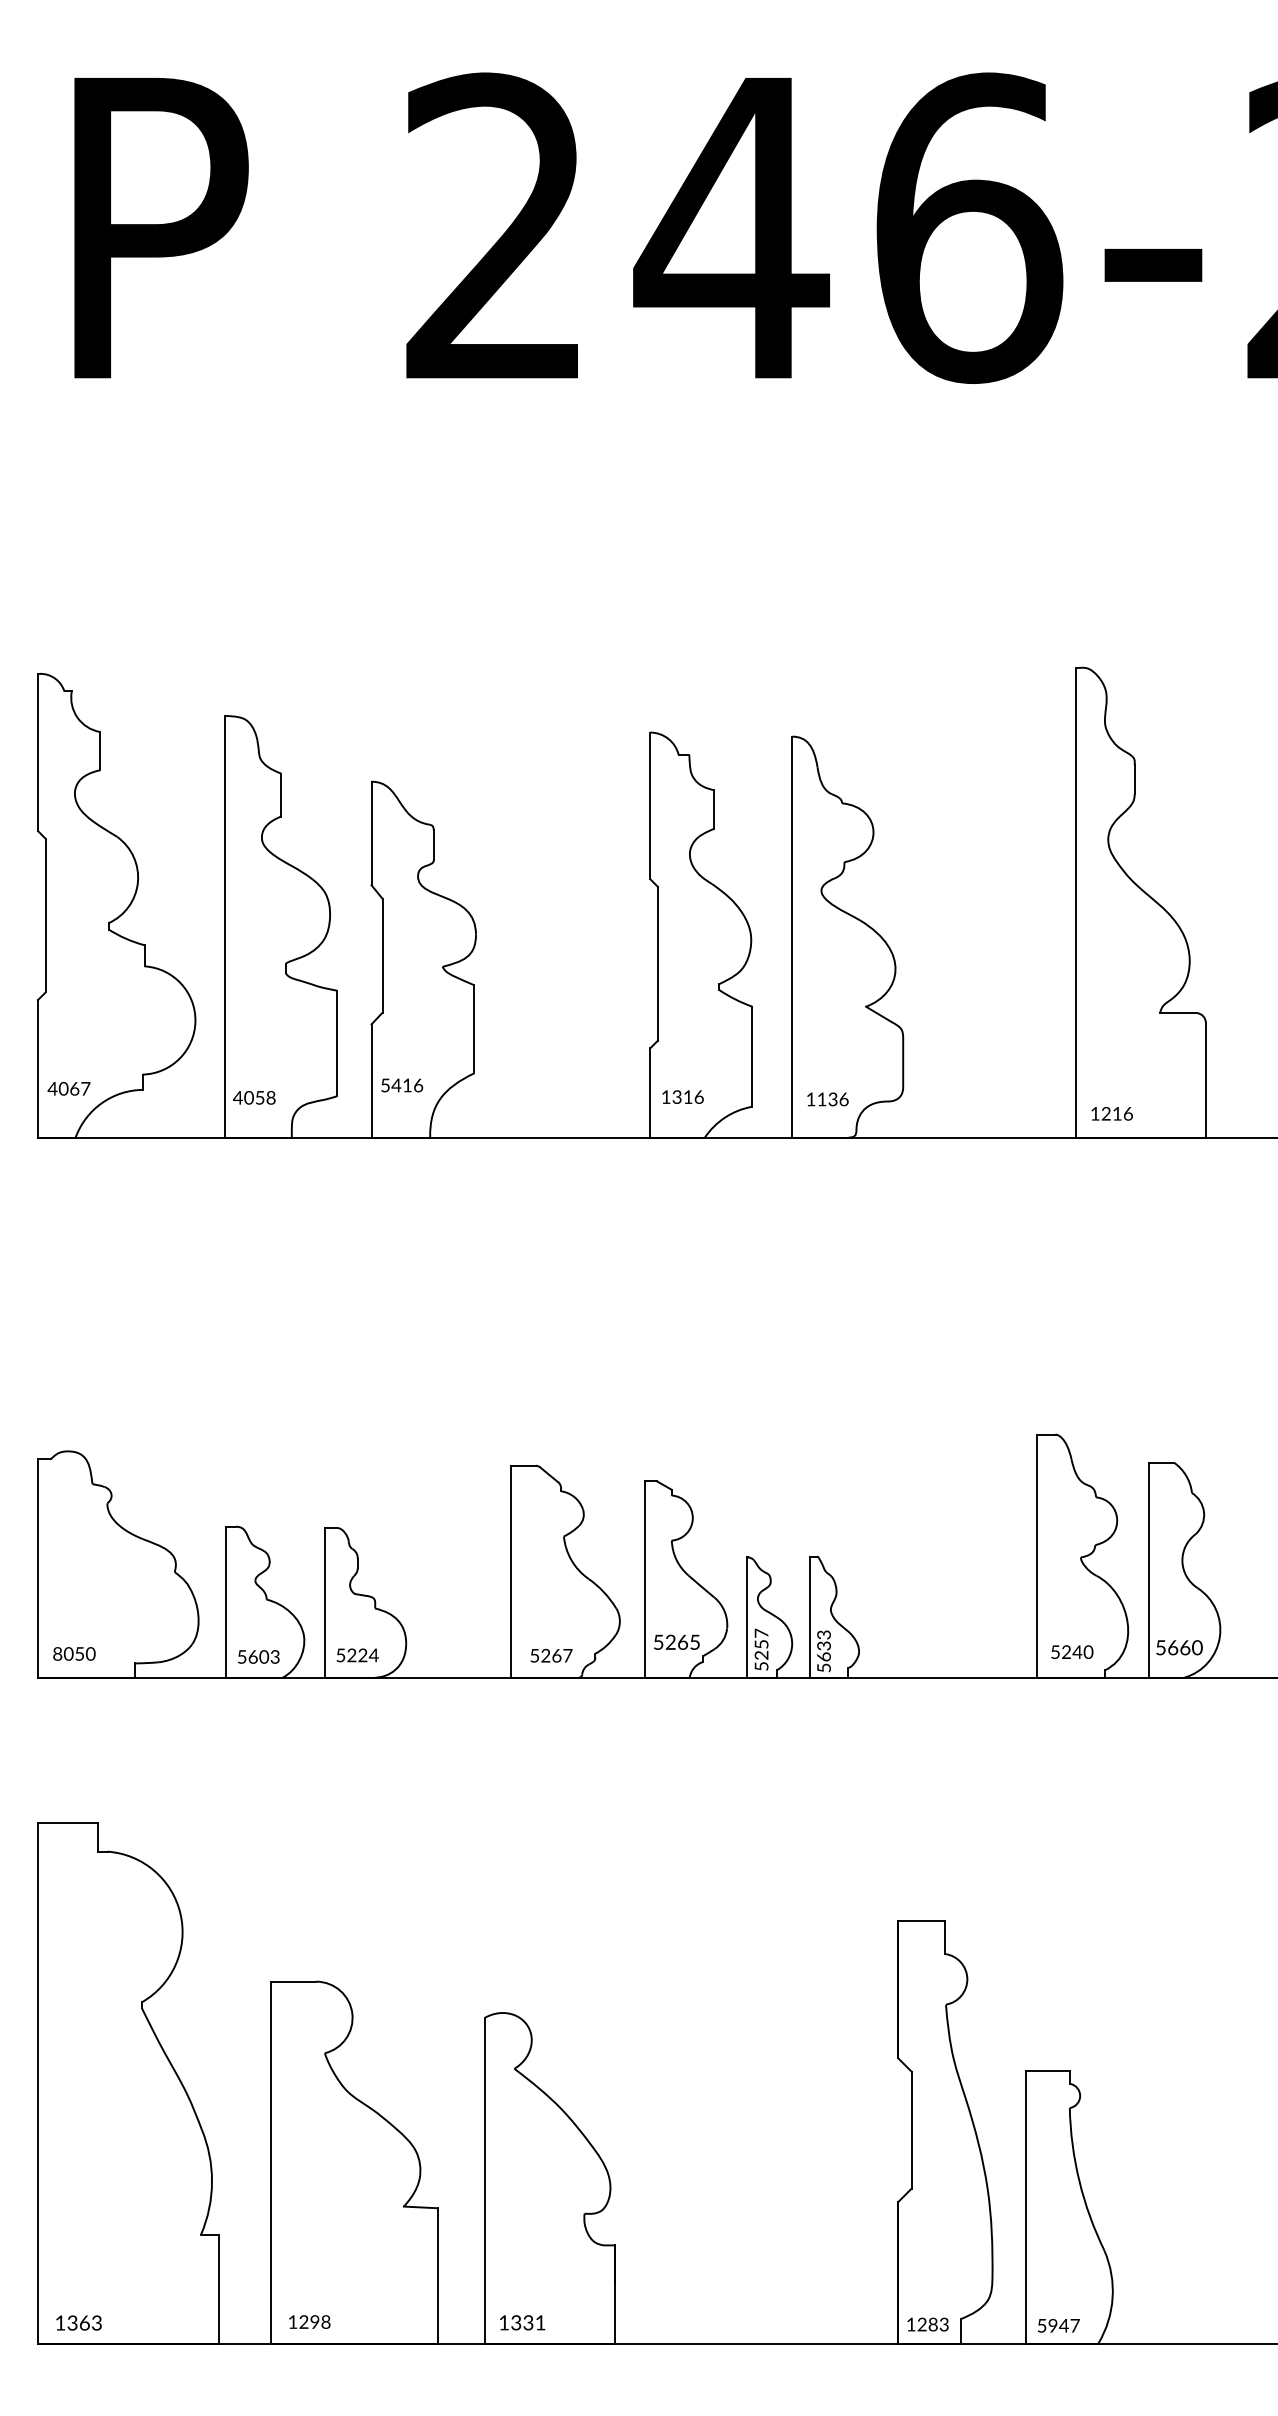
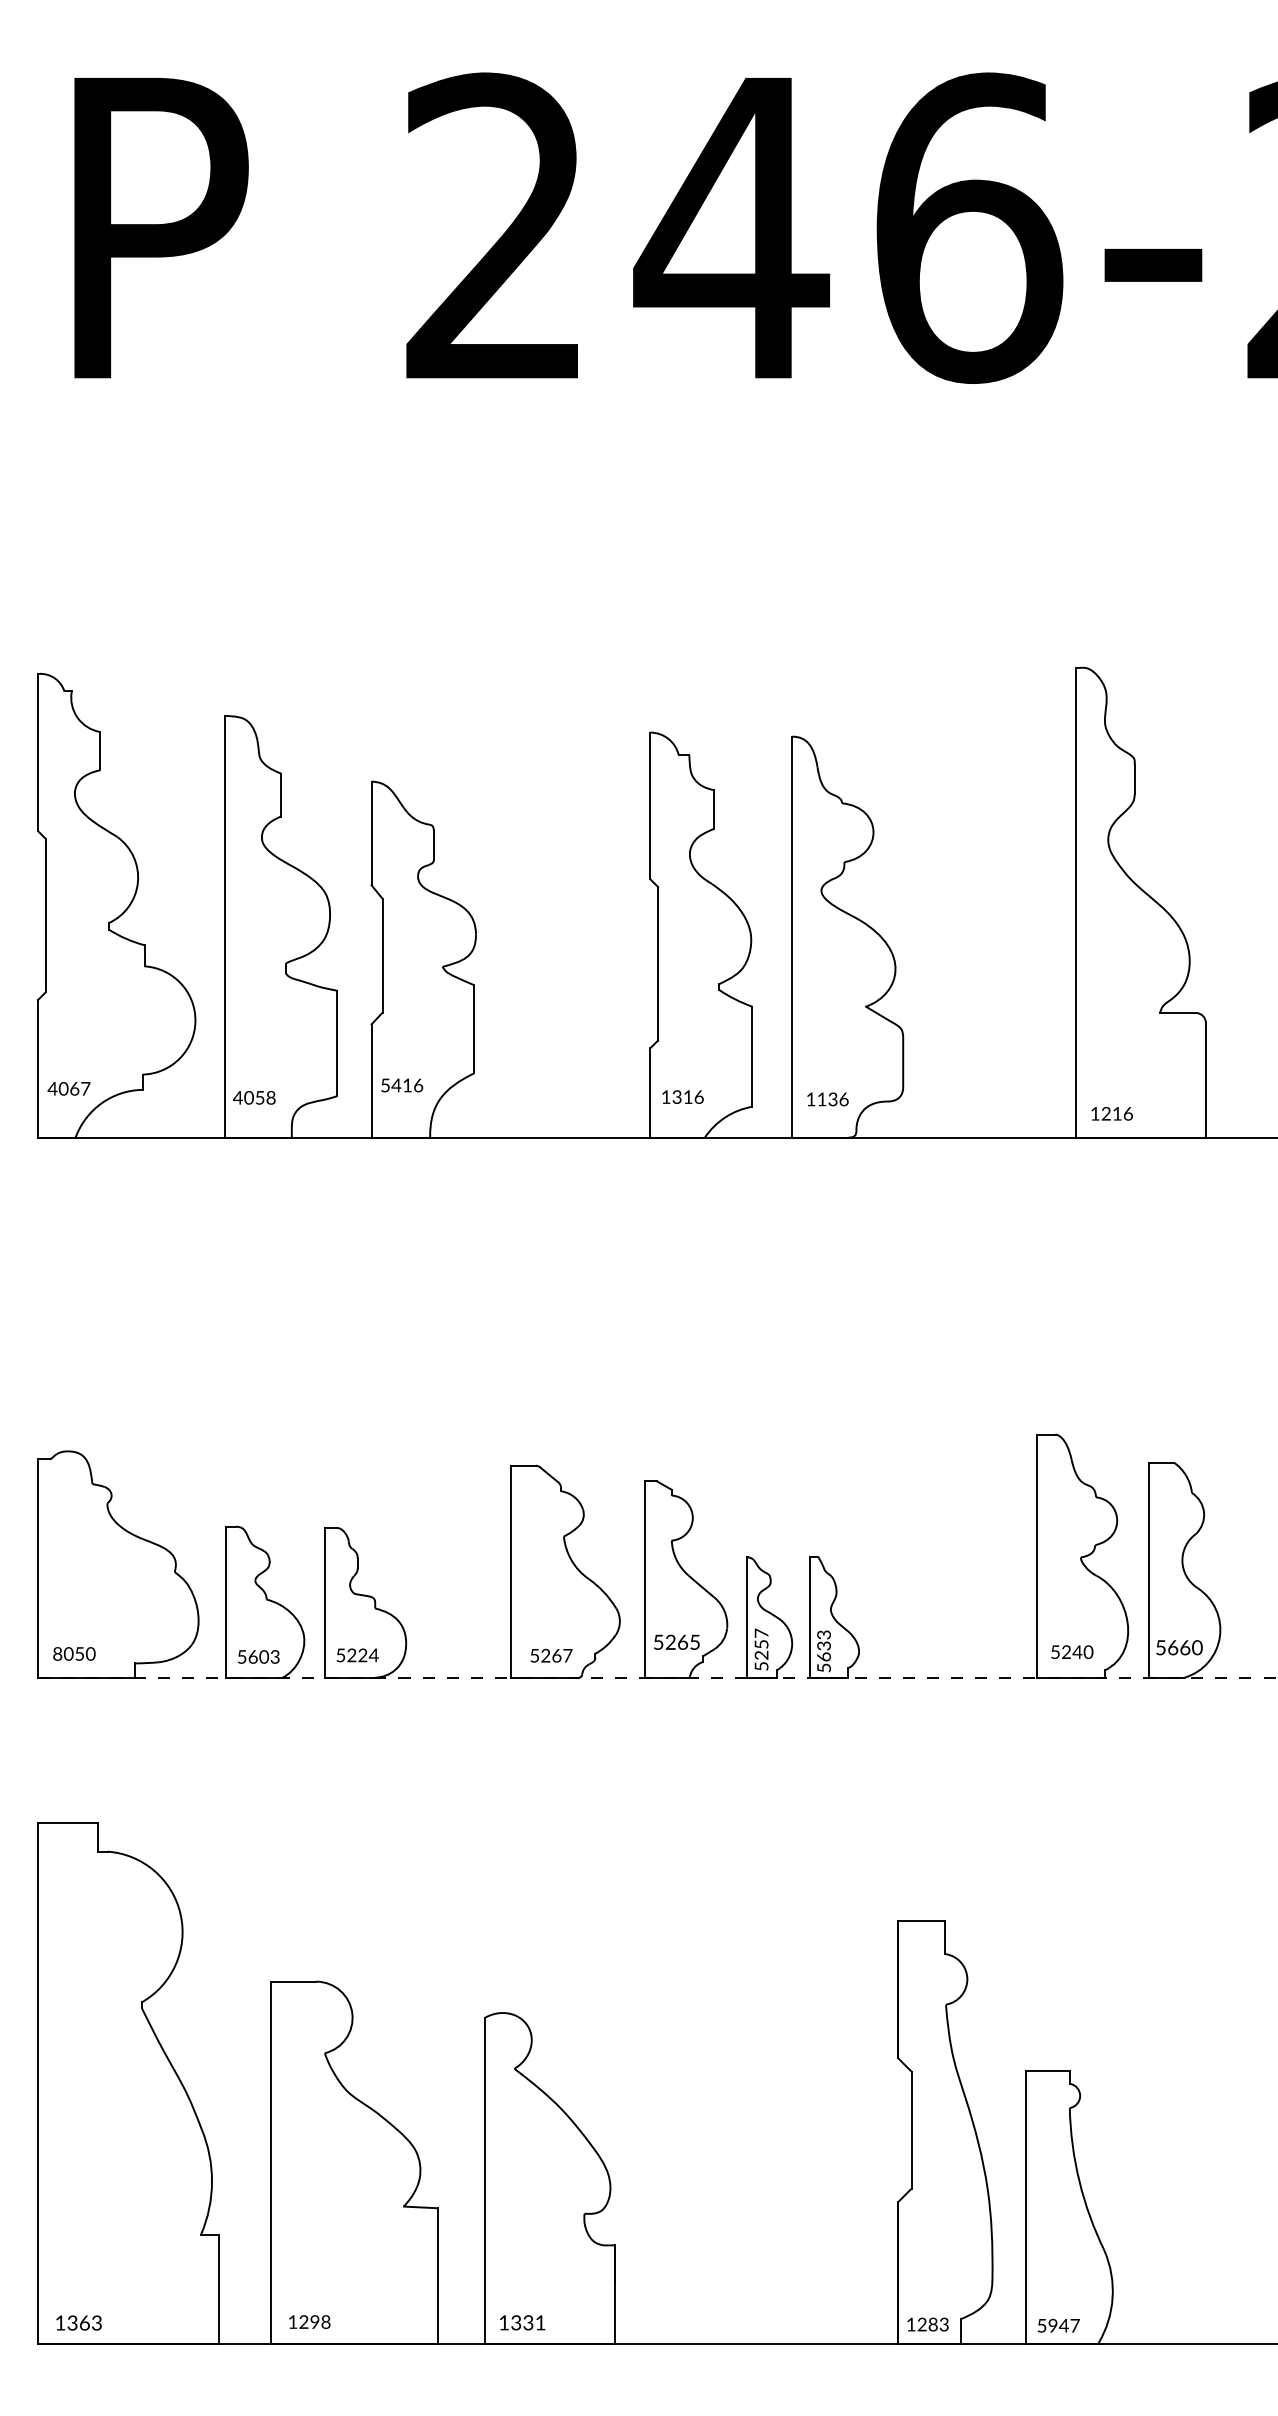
line: solid -> dashed (658, 1677)
